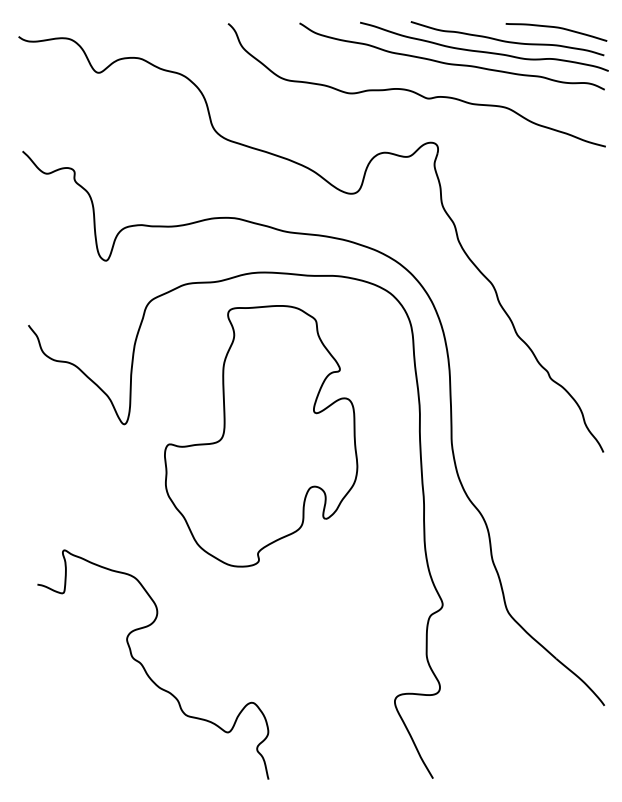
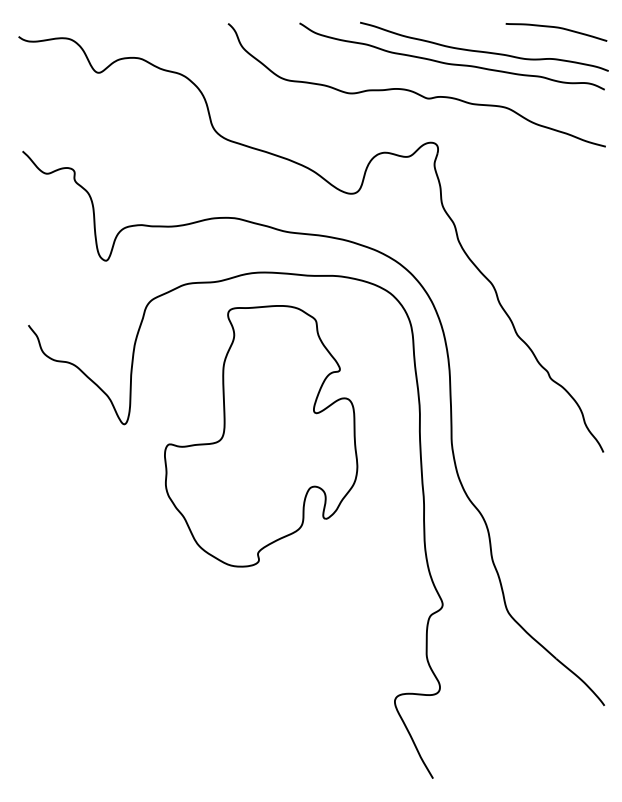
curve: present -> none (506, 40)
curve: present -> none (145, 668)
